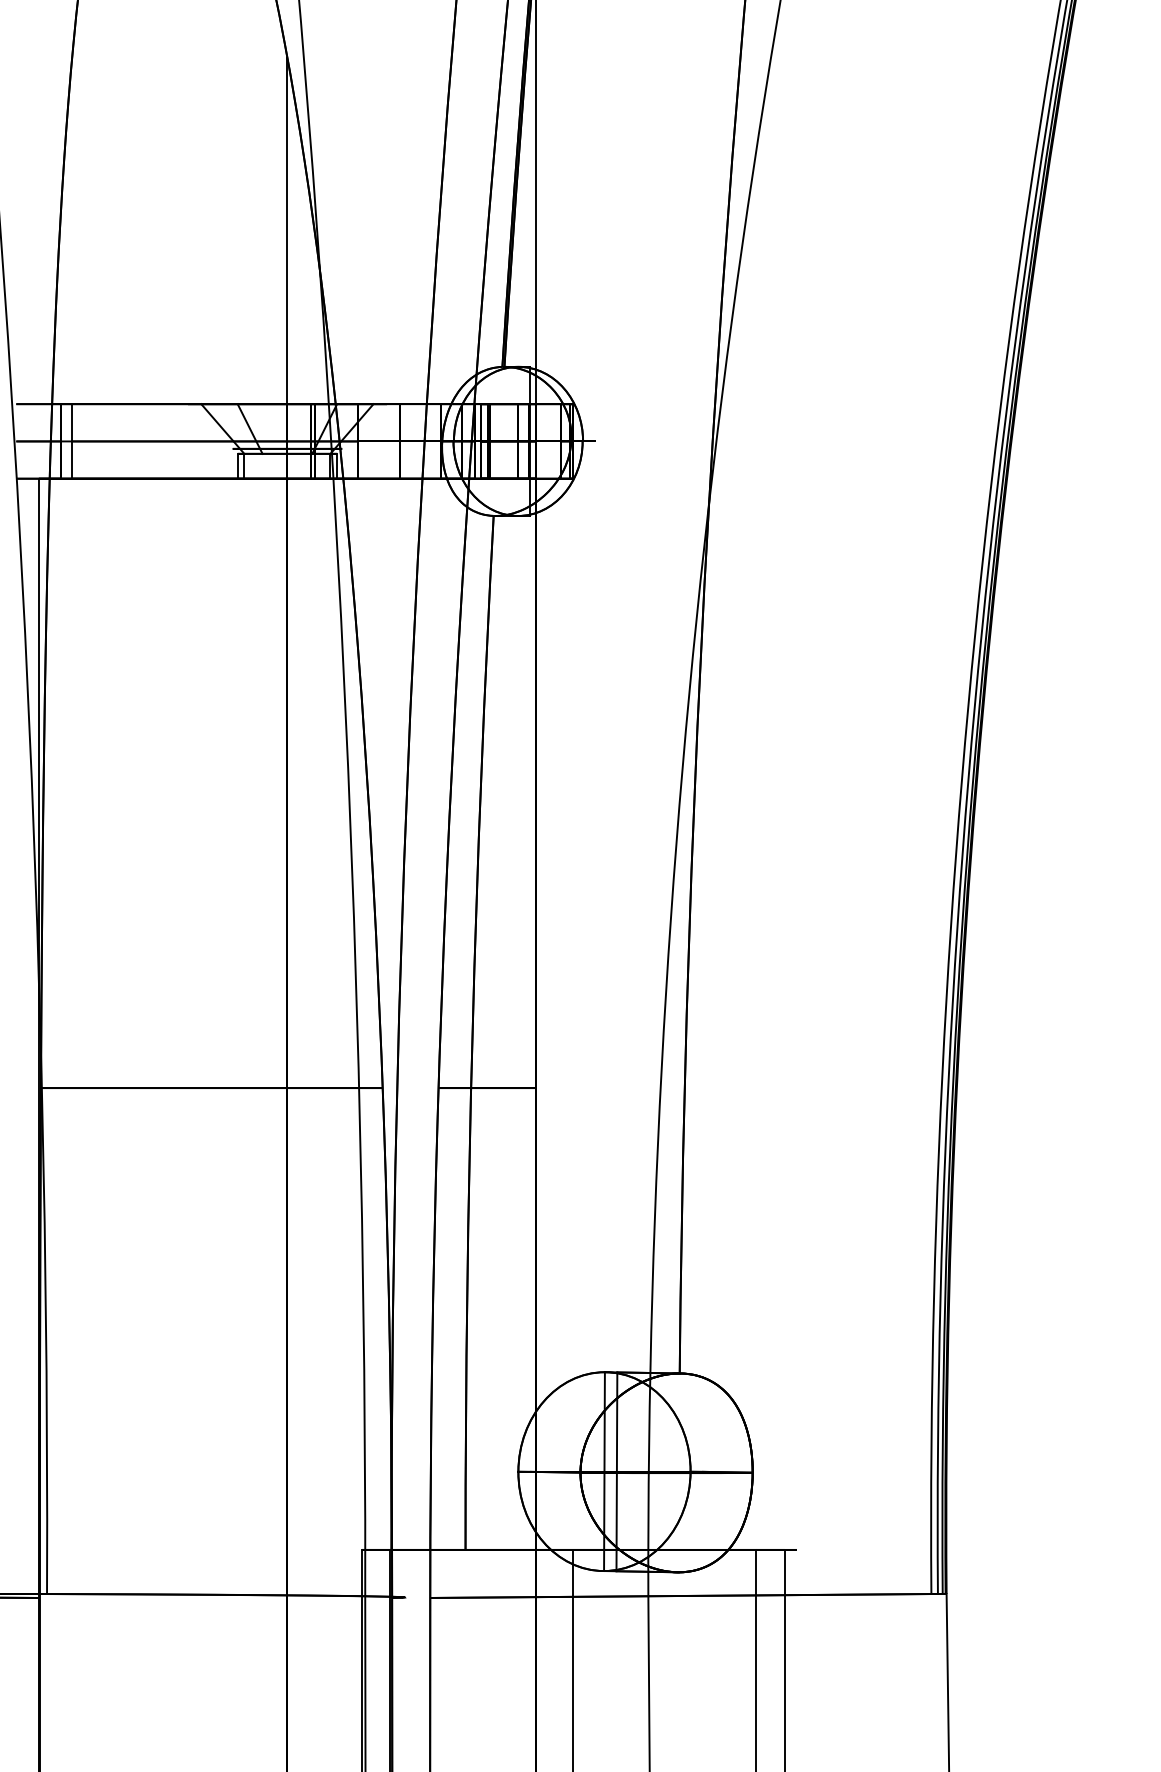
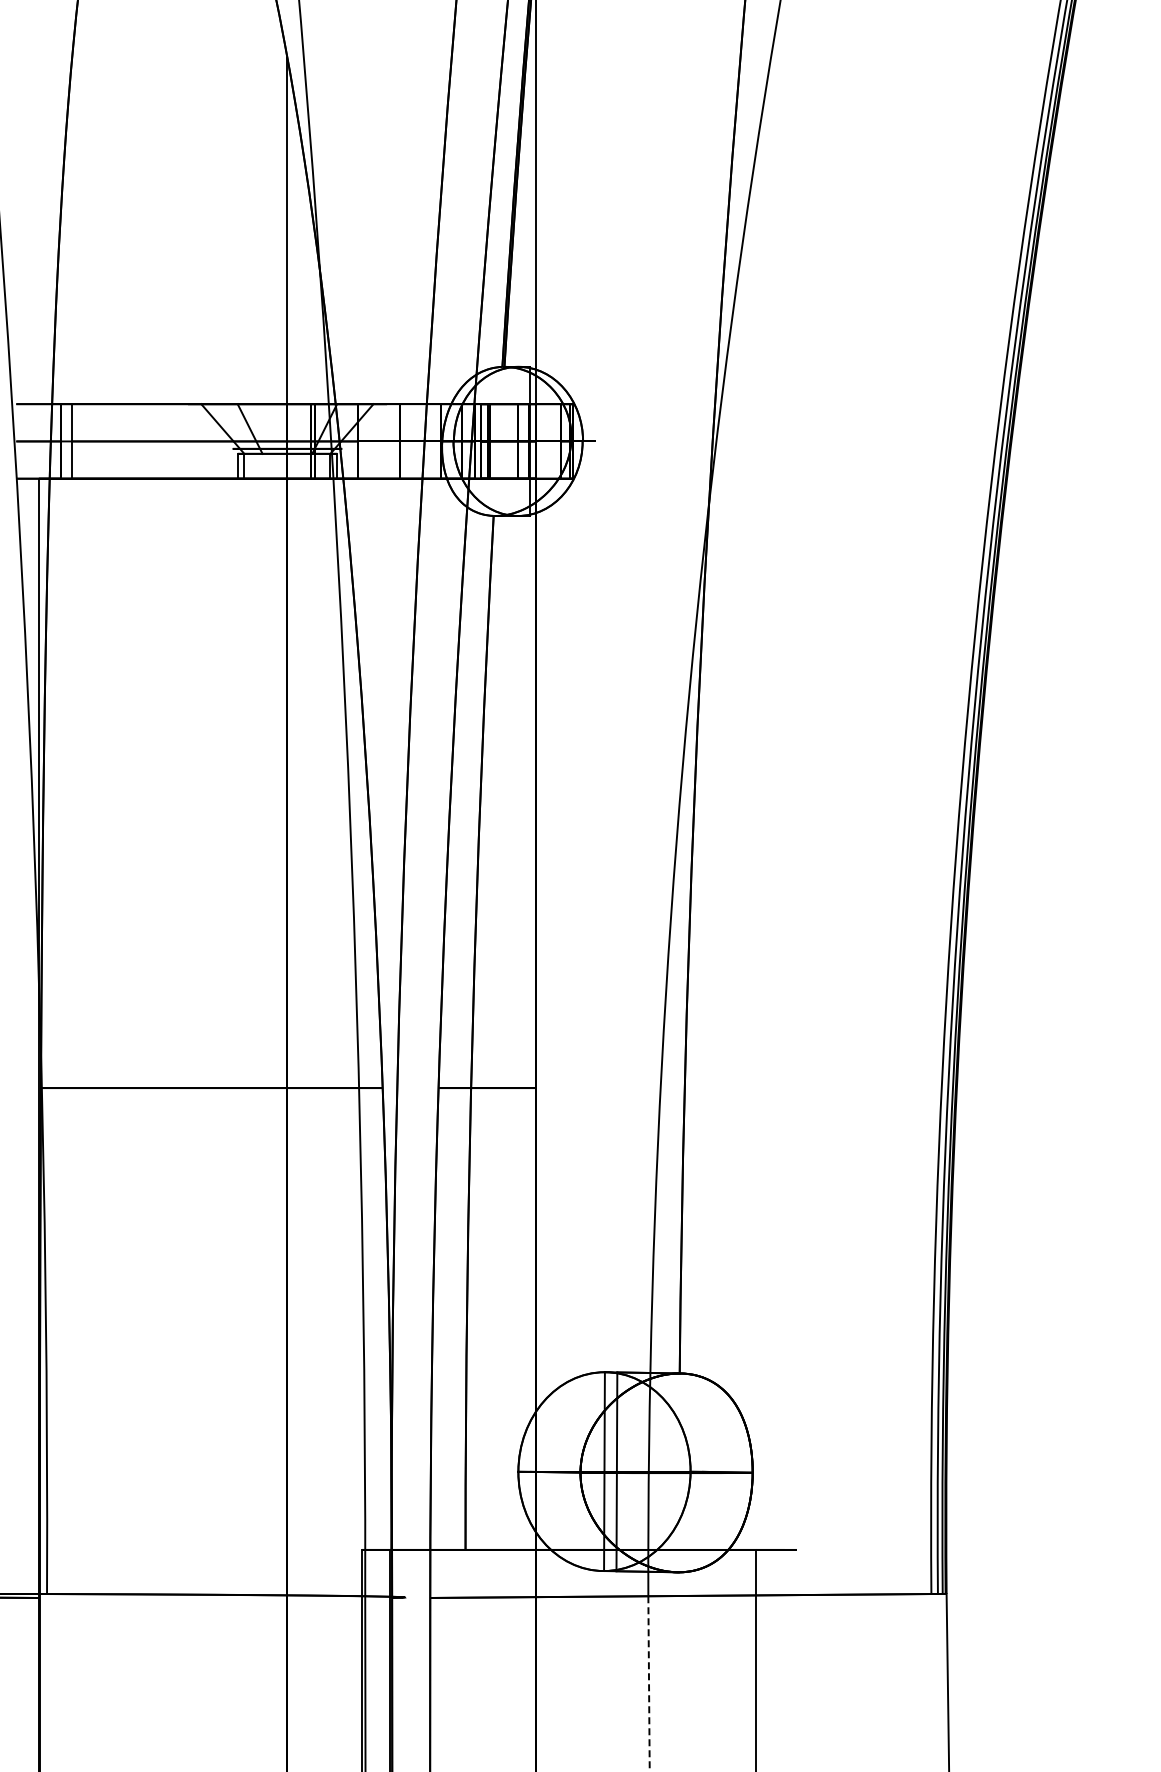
line: present -> none (573, 1658)
line: present -> none (784, 1658)
line: solid -> dashed (649, 1684)
